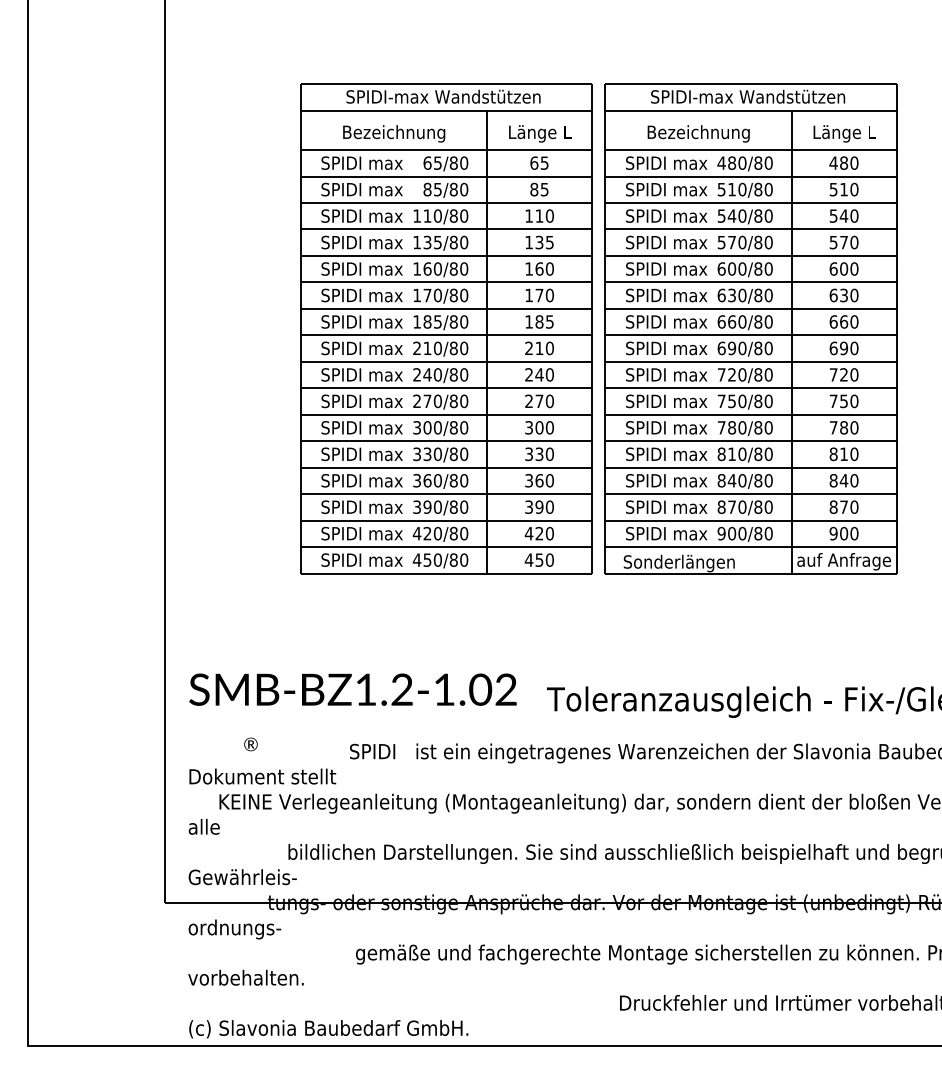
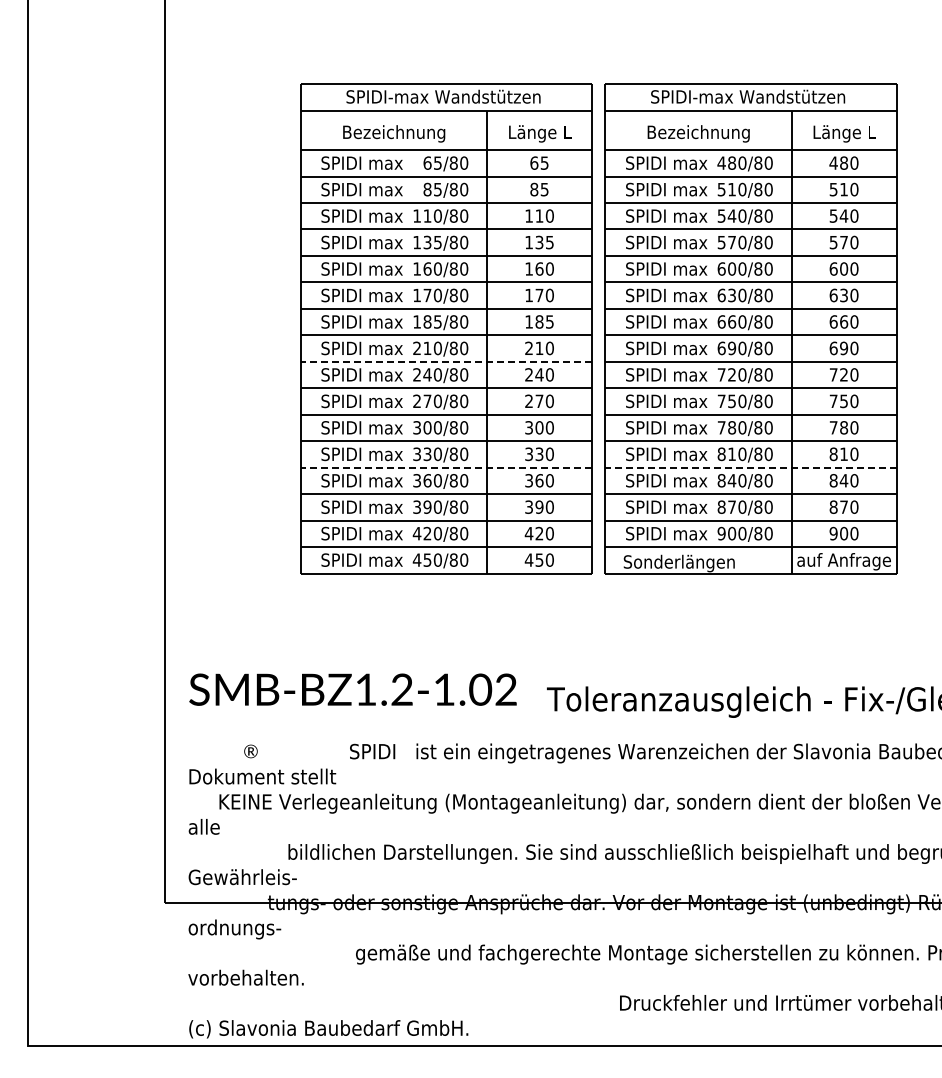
line: solid -> dashed (446, 361)
line: solid -> dashed (446, 467)
line: solid -> dashed (750, 467)
text position: (250, 744) -> (250, 751) (250, 751)
